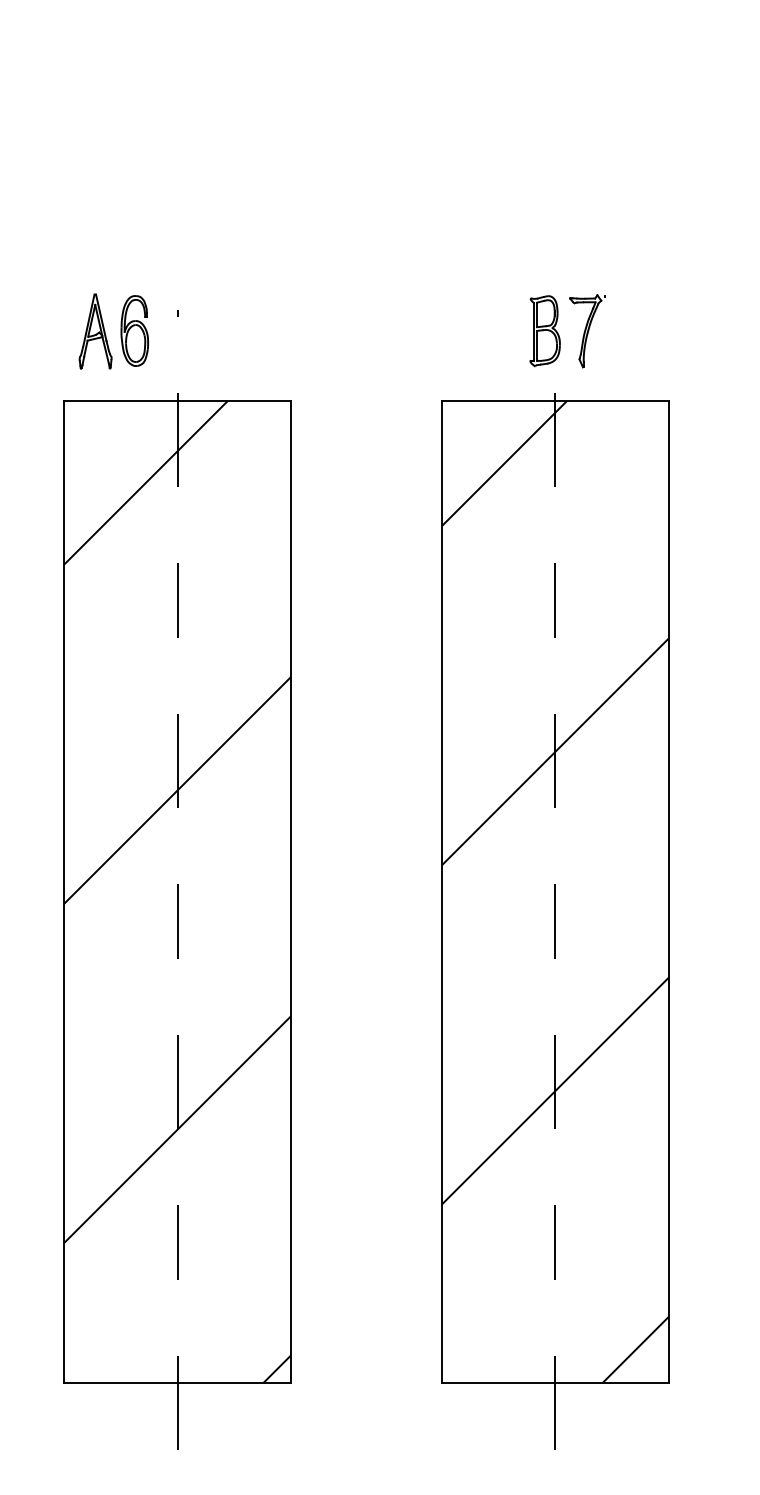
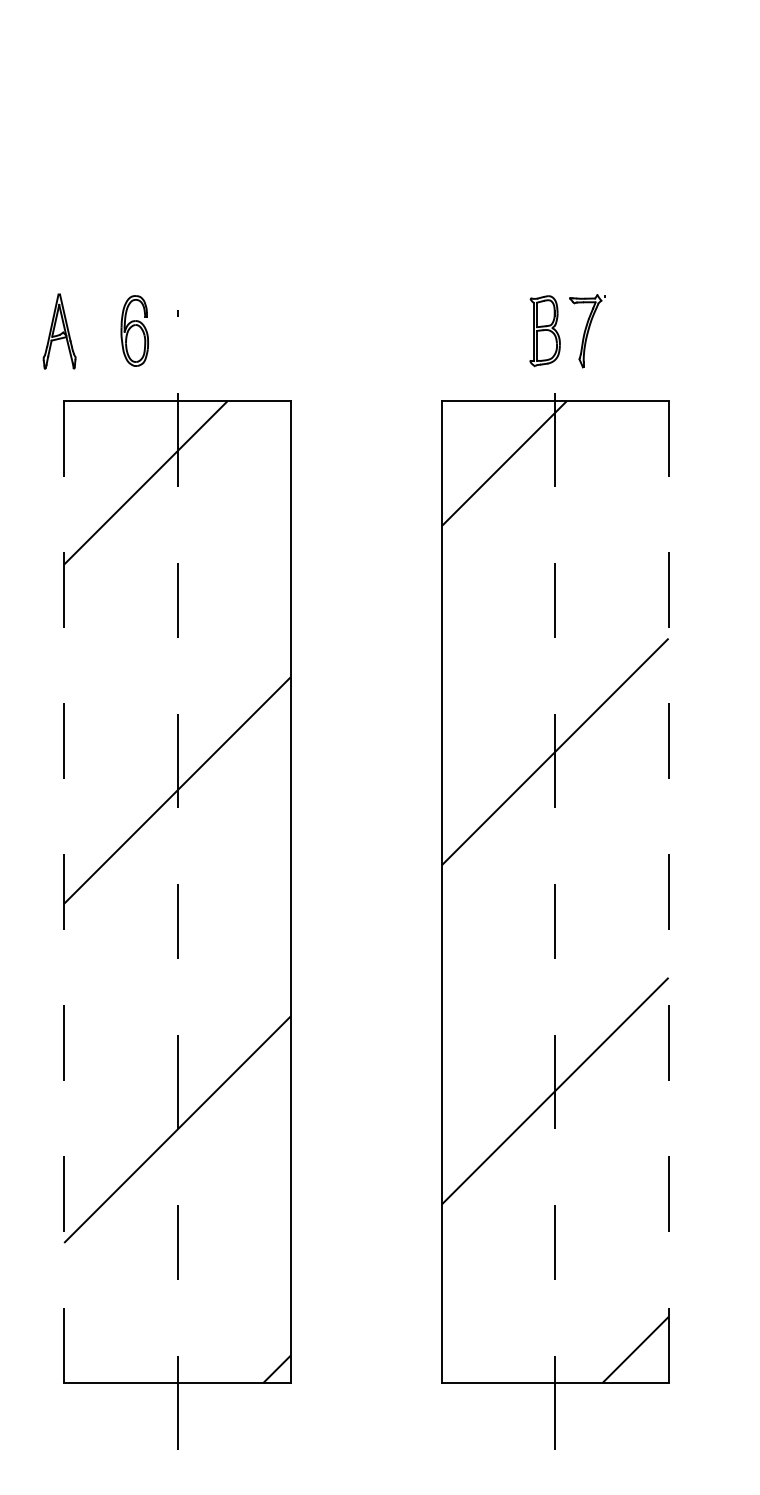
part position: (95, 331) -> (59, 331) (59, 331)
line: solid -> dashed (668, 891)
line: solid -> dashed (64, 892)
